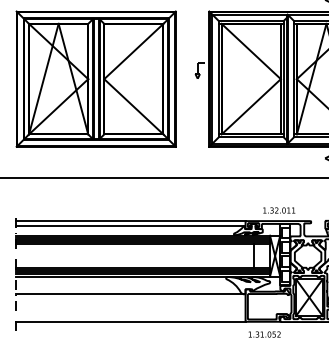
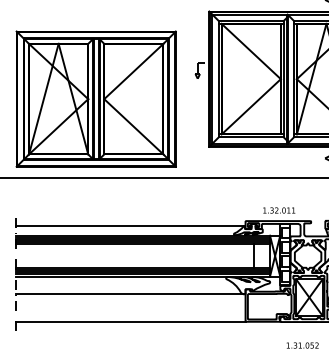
part position: (95, 78) -> (95, 98) (95, 98)
line: present -> none (131, 220)
text position: (264, 334) -> (302, 345) (302, 345)
